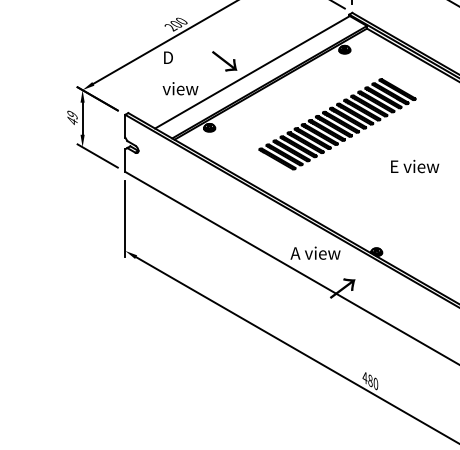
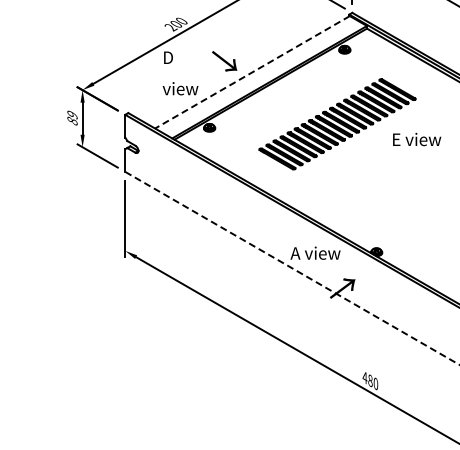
line: solid -> dashed (252, 72)
text: 49 -> 89 (72, 120)
text position: (415, 166) -> (417, 139) (417, 139)
line: solid -> dashed (292, 268)
